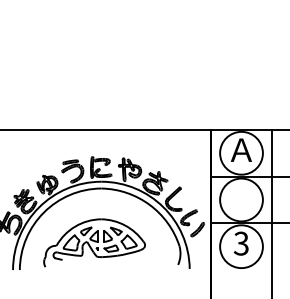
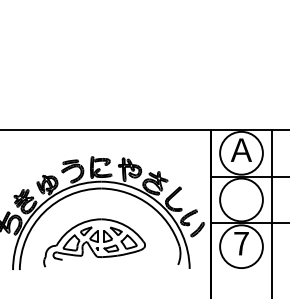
text: 3 -> 7 (240, 243)
